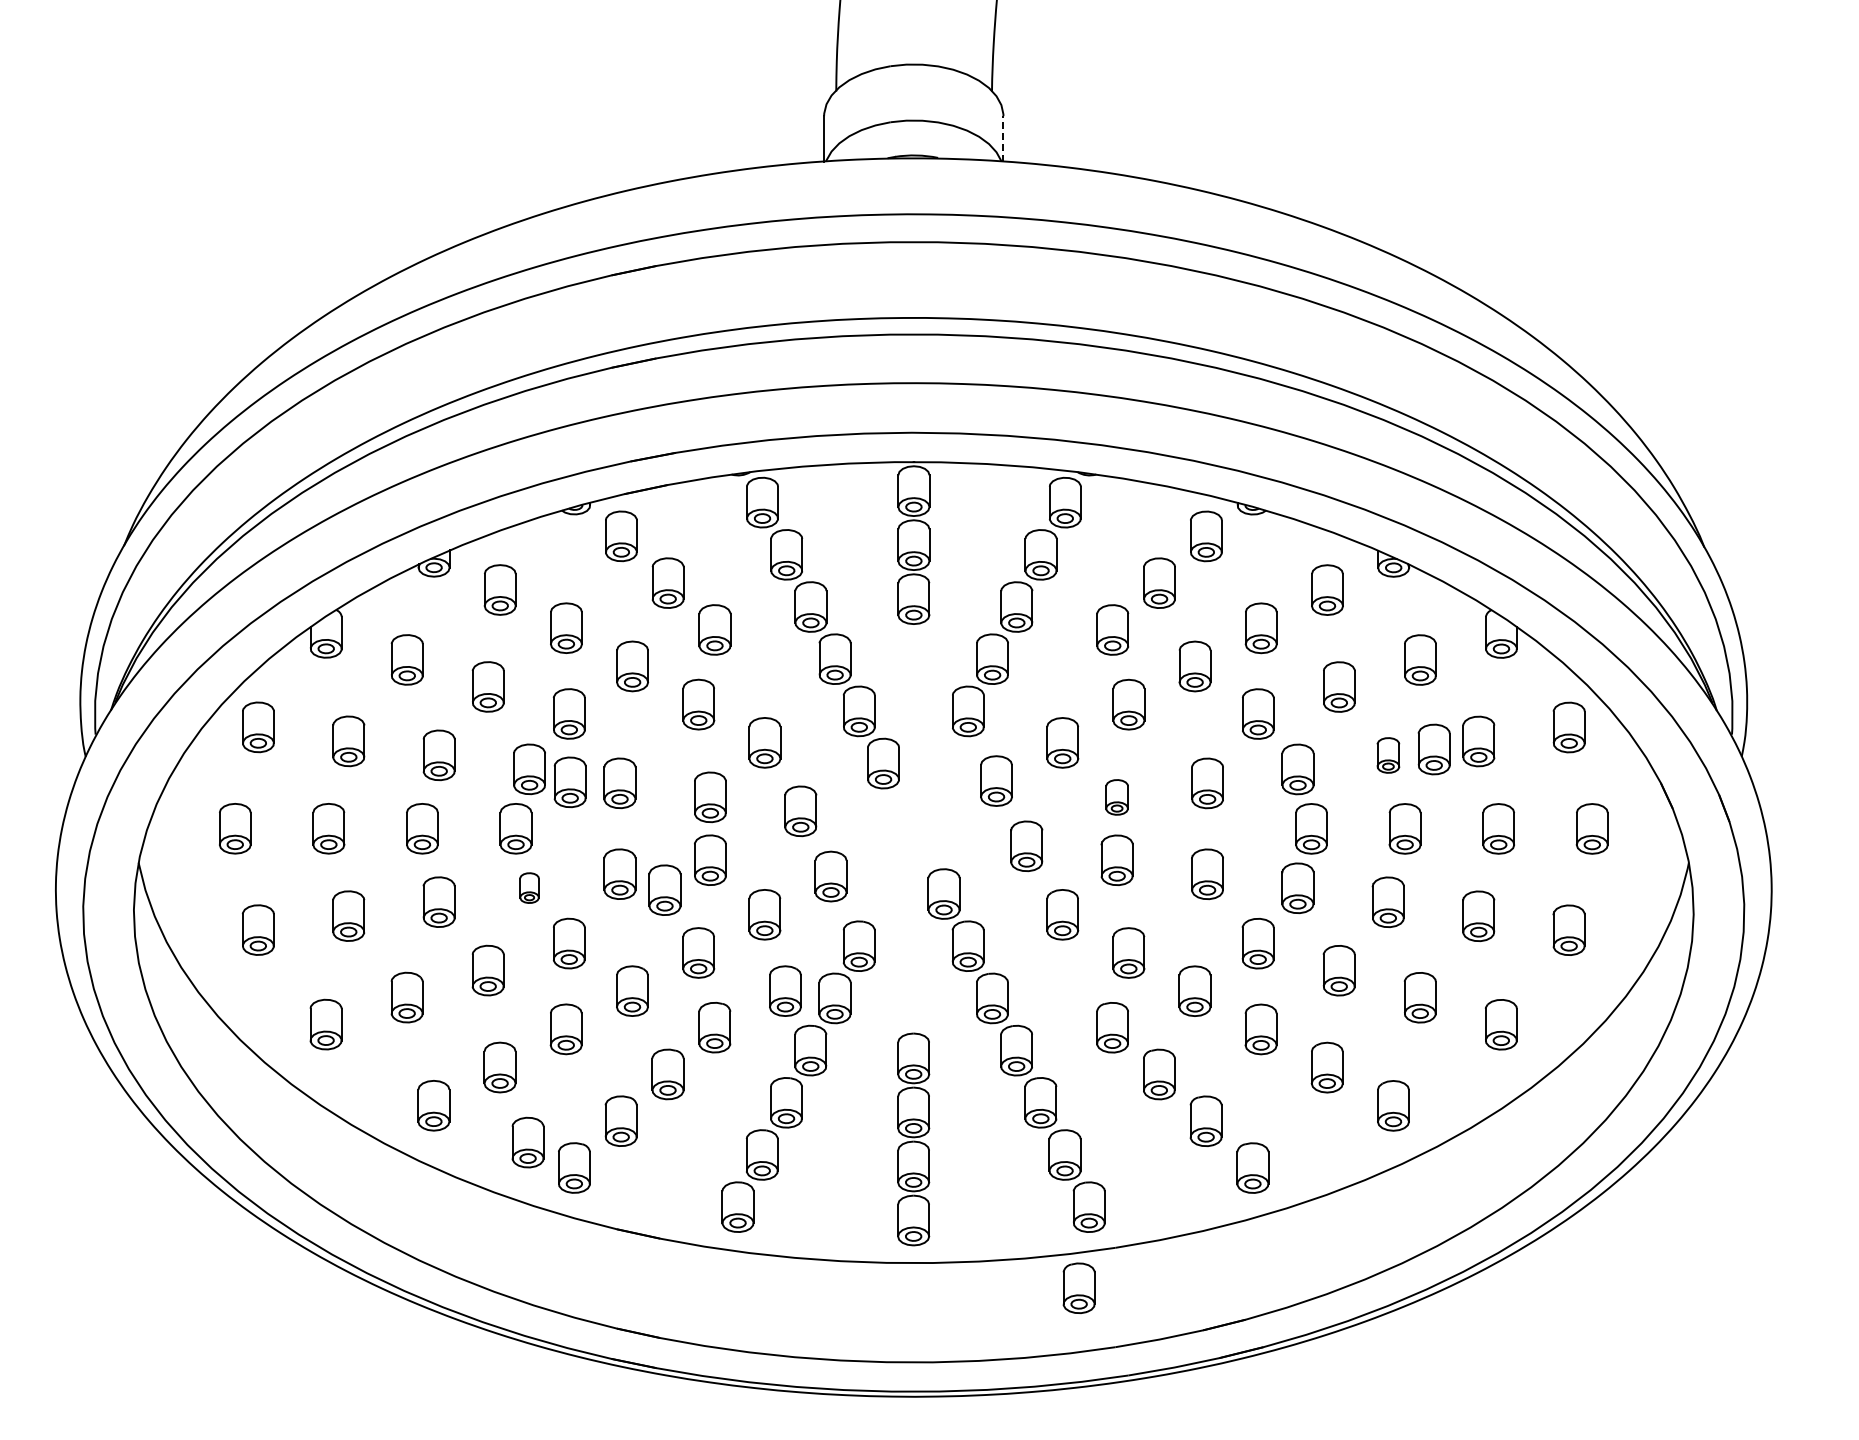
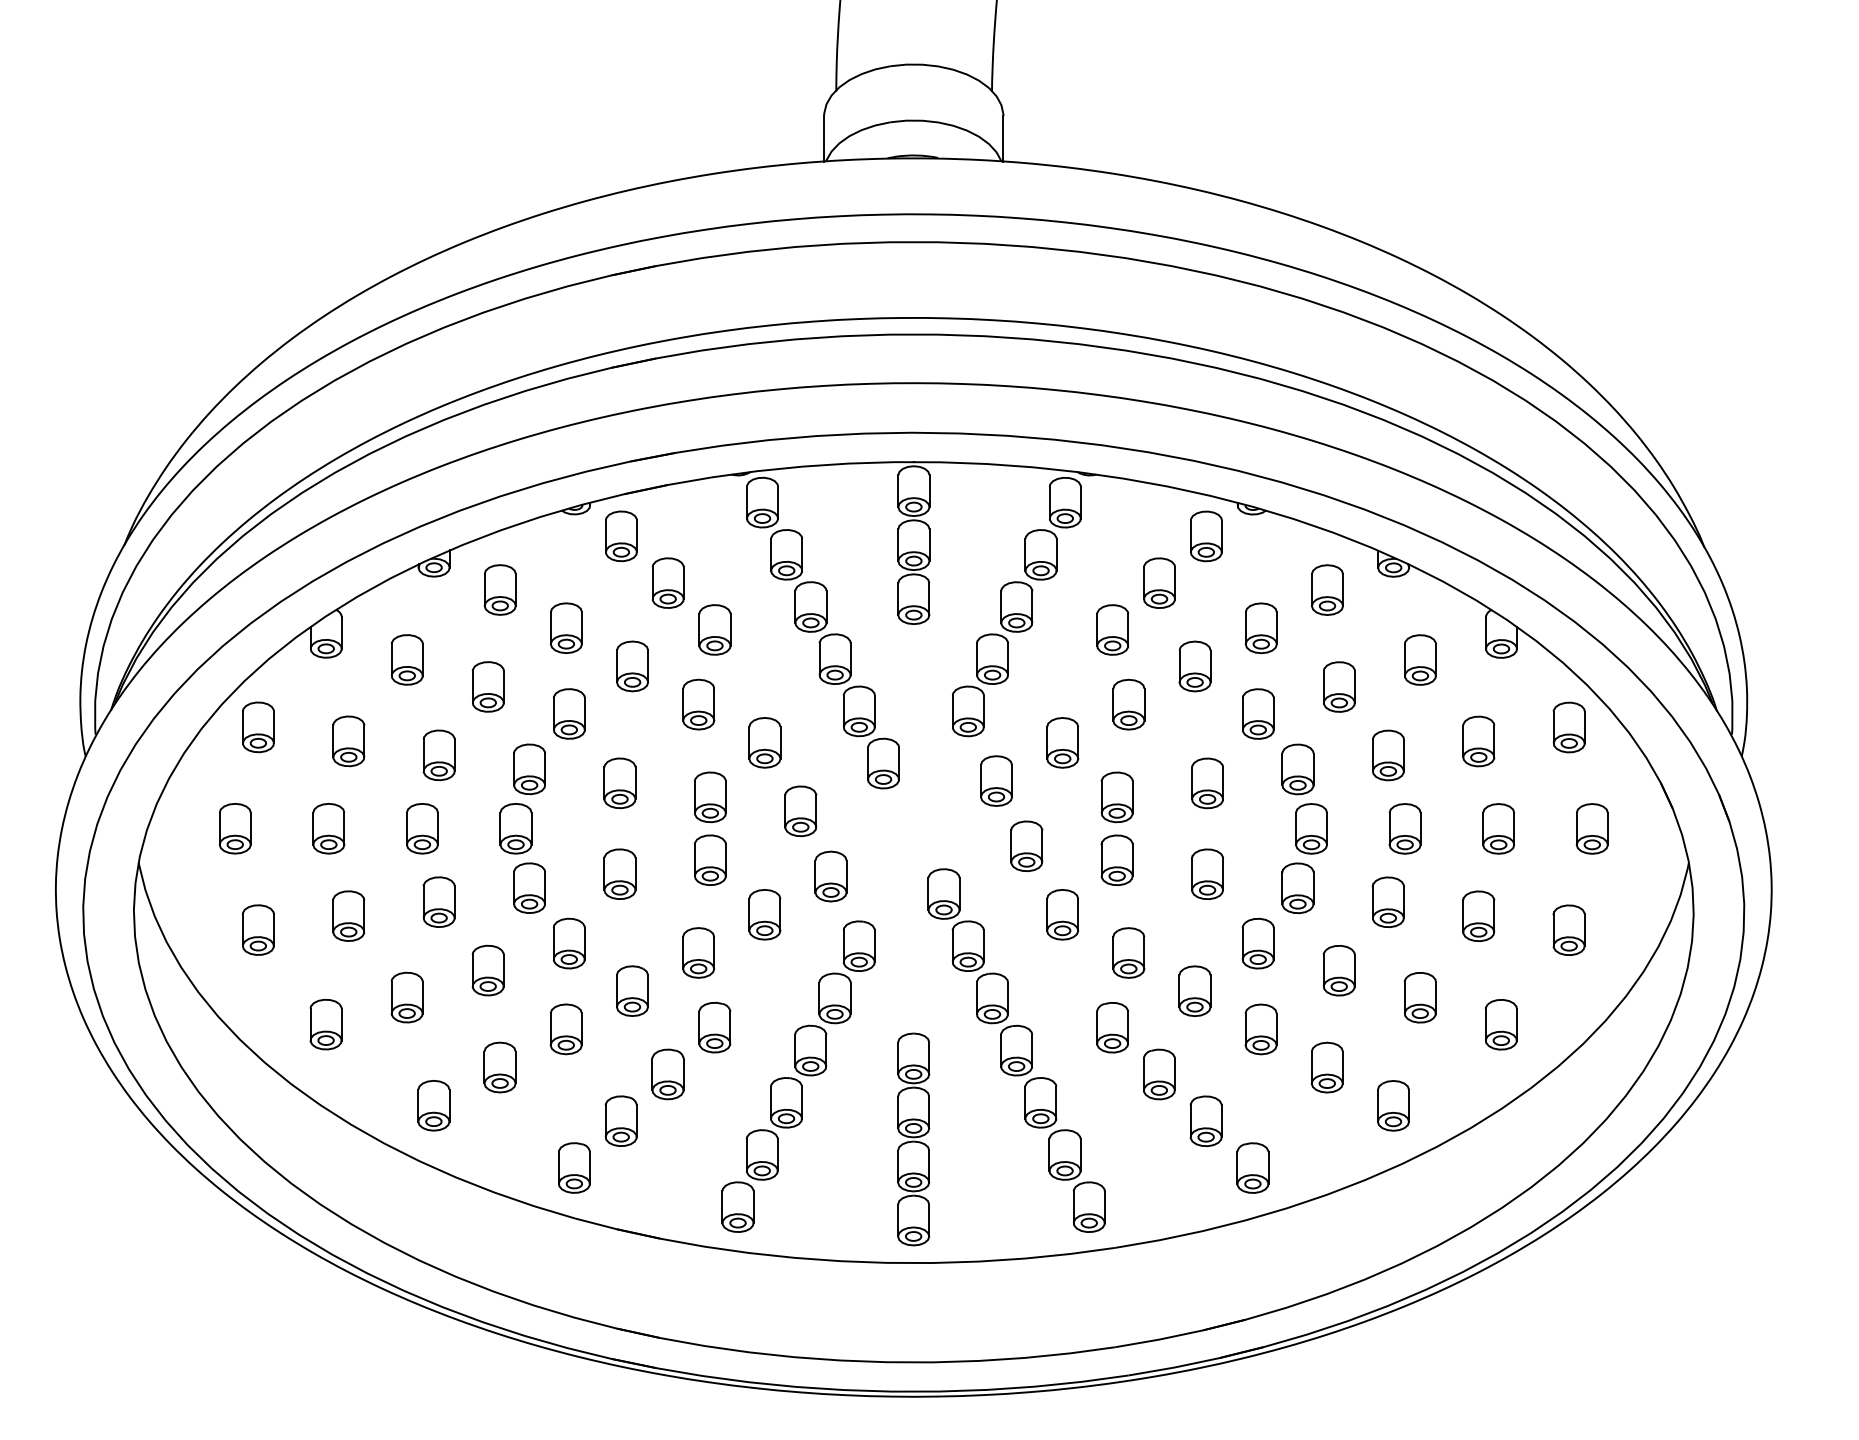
line: dashed -> solid (1003, 138)
part: present -> none (1433, 749)
part size: 25x37 px -> 33x53 px (1388, 755)
part: present -> none (569, 782)
part size: 24x37 px -> 34x53 px (1116, 797)
part size: 21x32 px -> 33x52 px (529, 887)
part: present -> none (664, 889)
part: present -> none (785, 990)
part: present -> none (527, 1142)
part: present -> none (1078, 1287)
